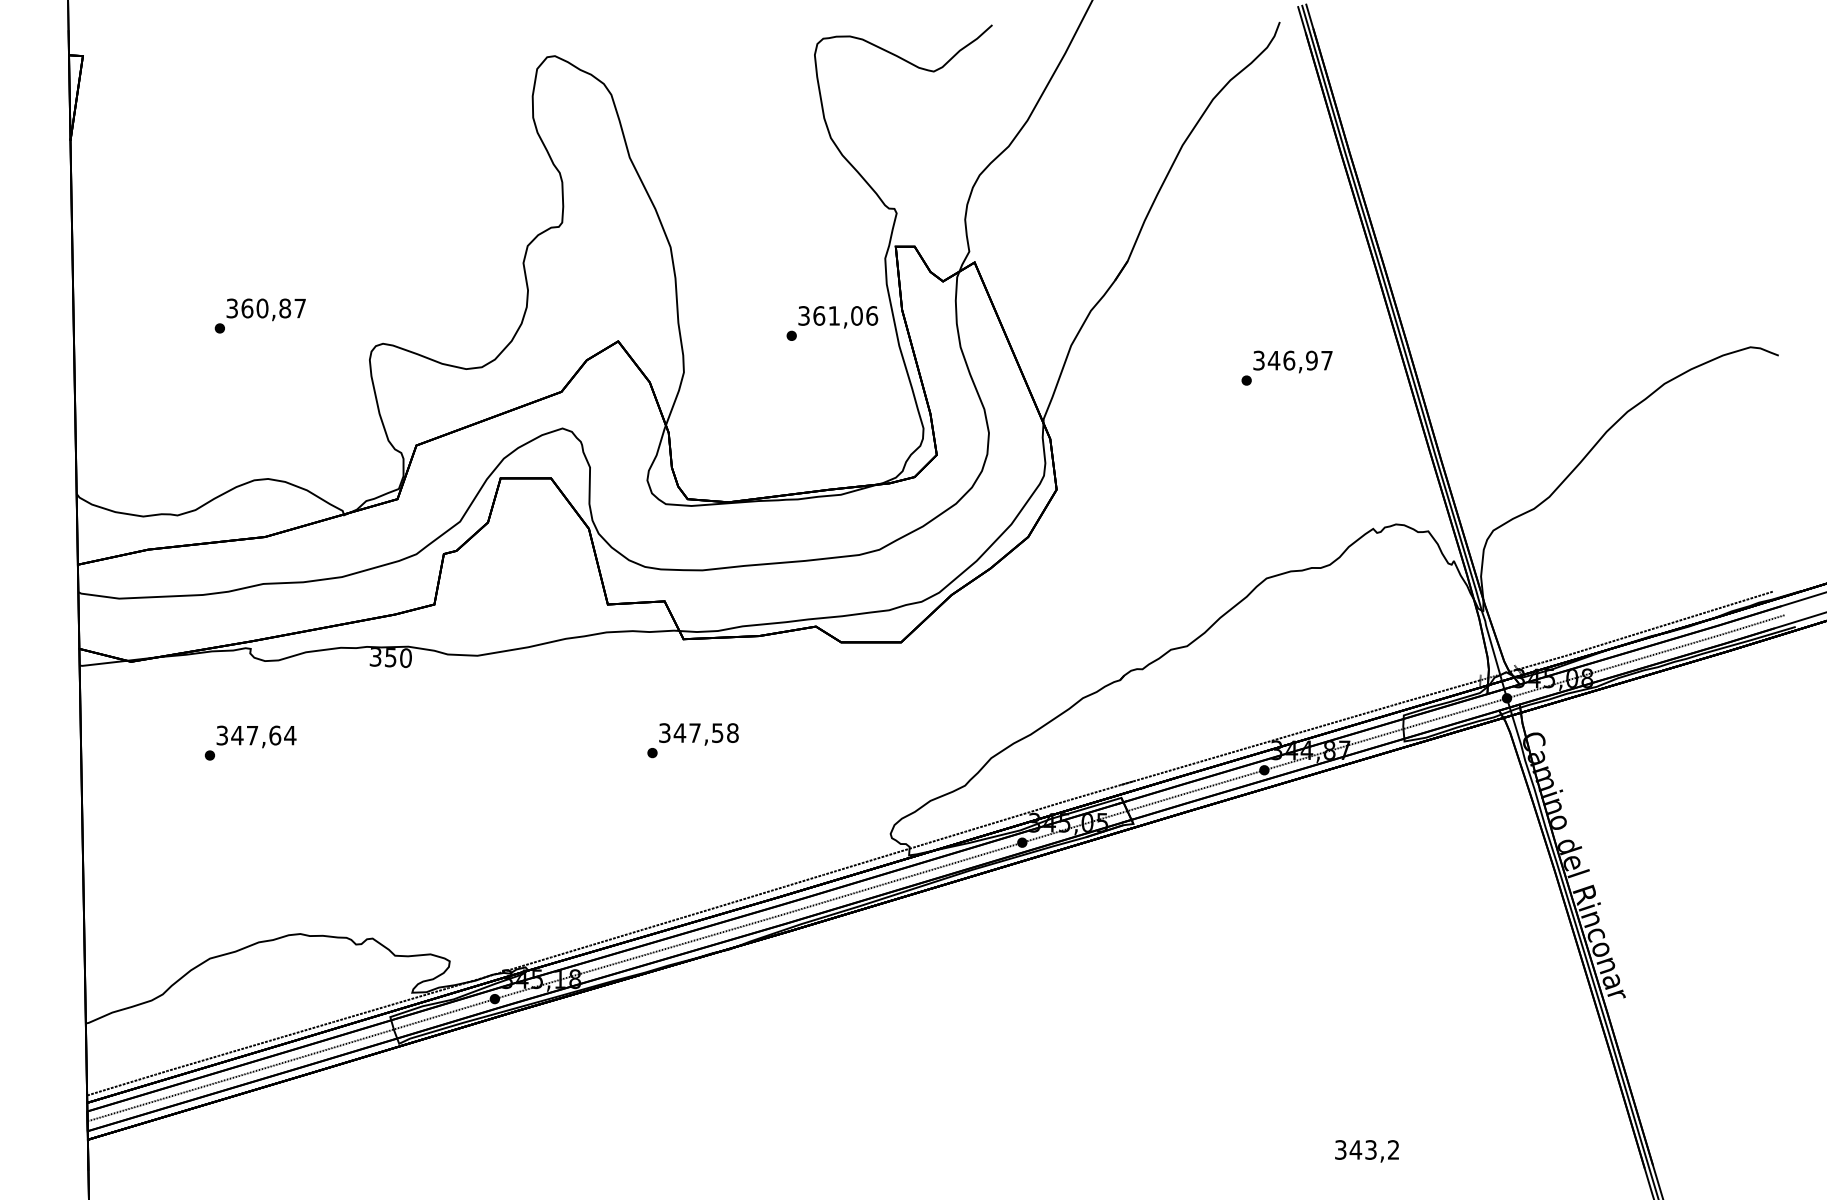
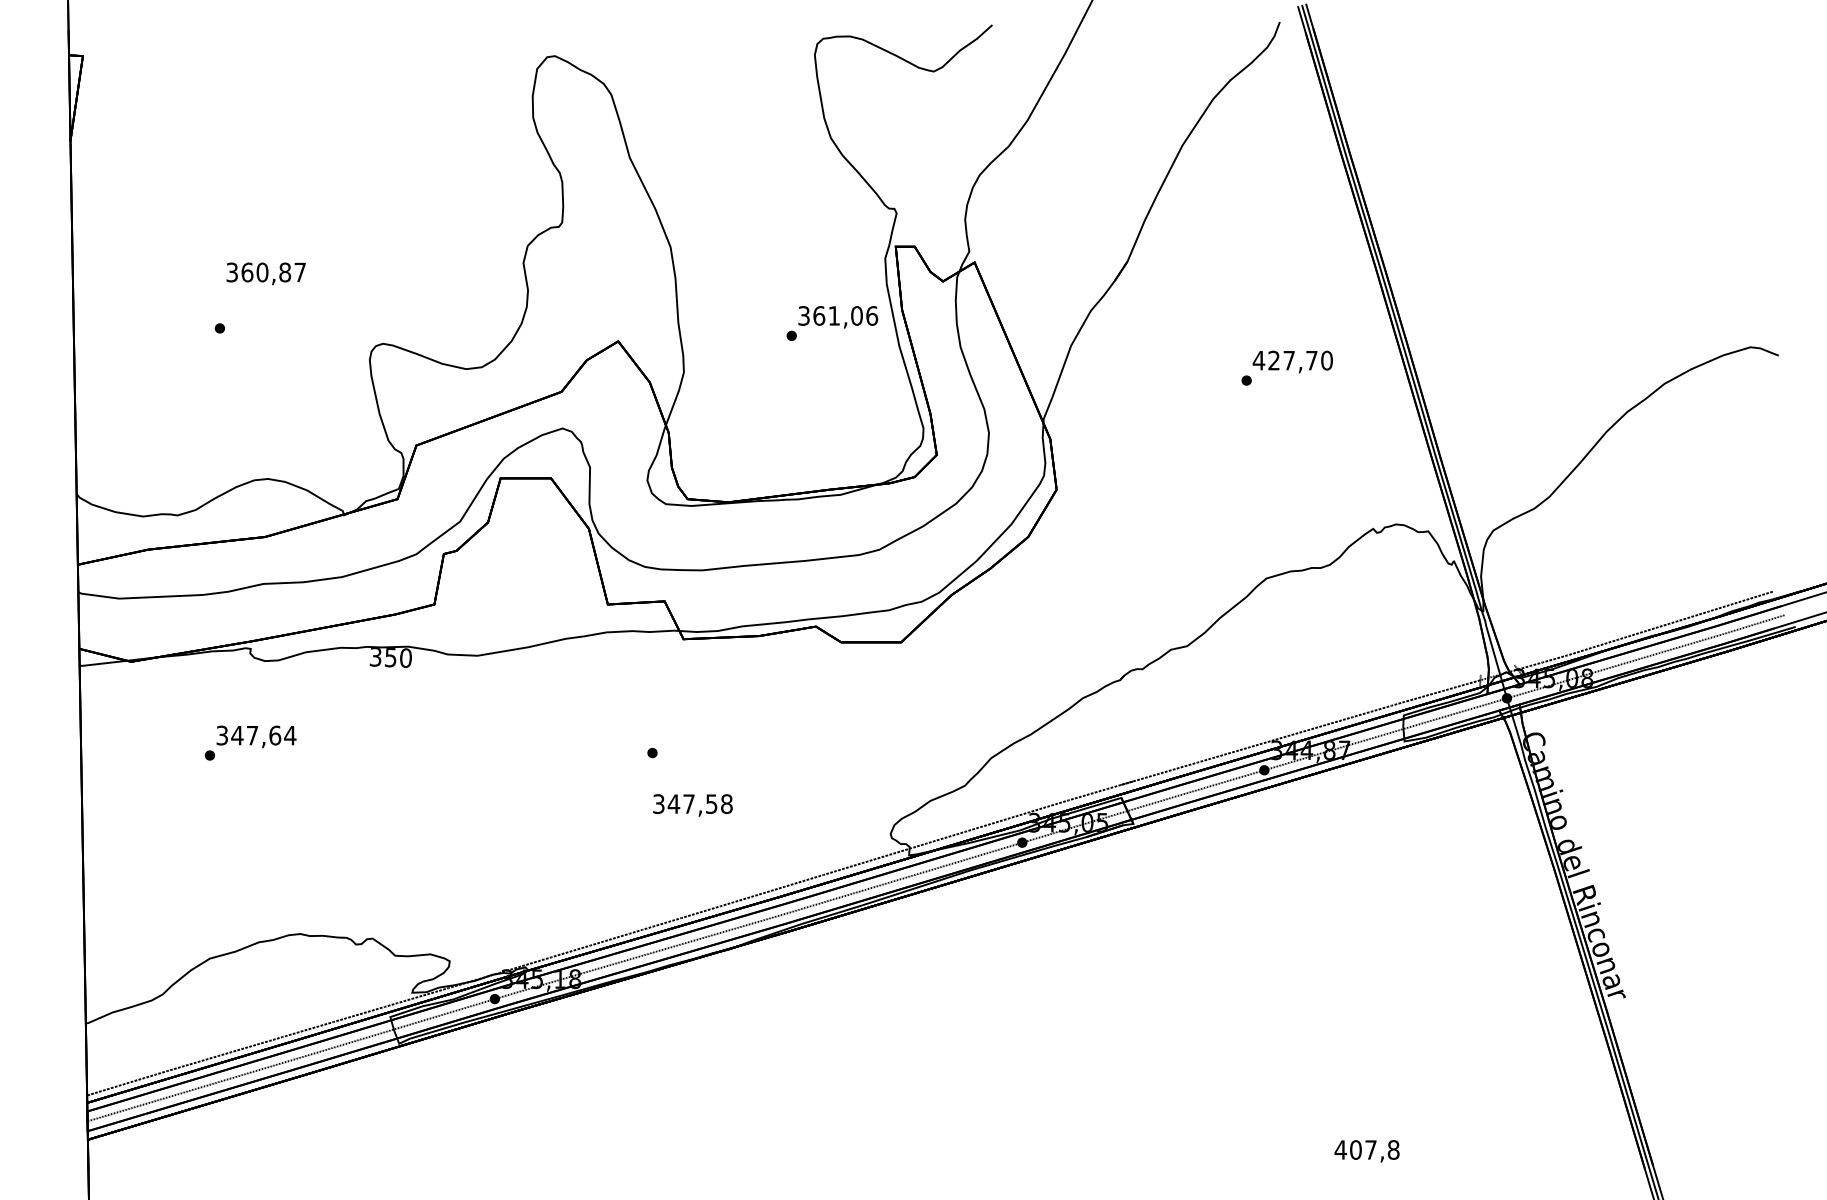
text position: (265, 309) -> (265, 273) (265, 273)
text: 346,97 -> 427,70 (1292, 360)
text position: (698, 734) -> (692, 805) (692, 805)
text: 343,2 -> 407,8 (1366, 1149)
